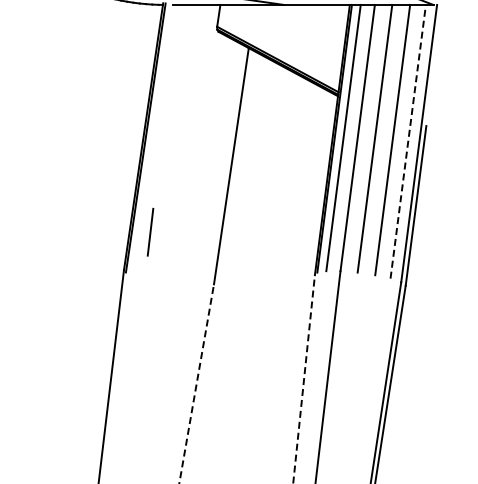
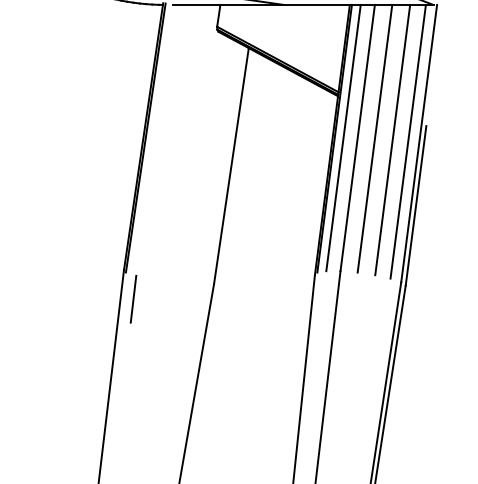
line: dashed -> solid (408, 141)
line position: (150, 232) -> (133, 299) (133, 299)
line: dashed -> solid (304, 379)
line: dashed -> solid (196, 383)
